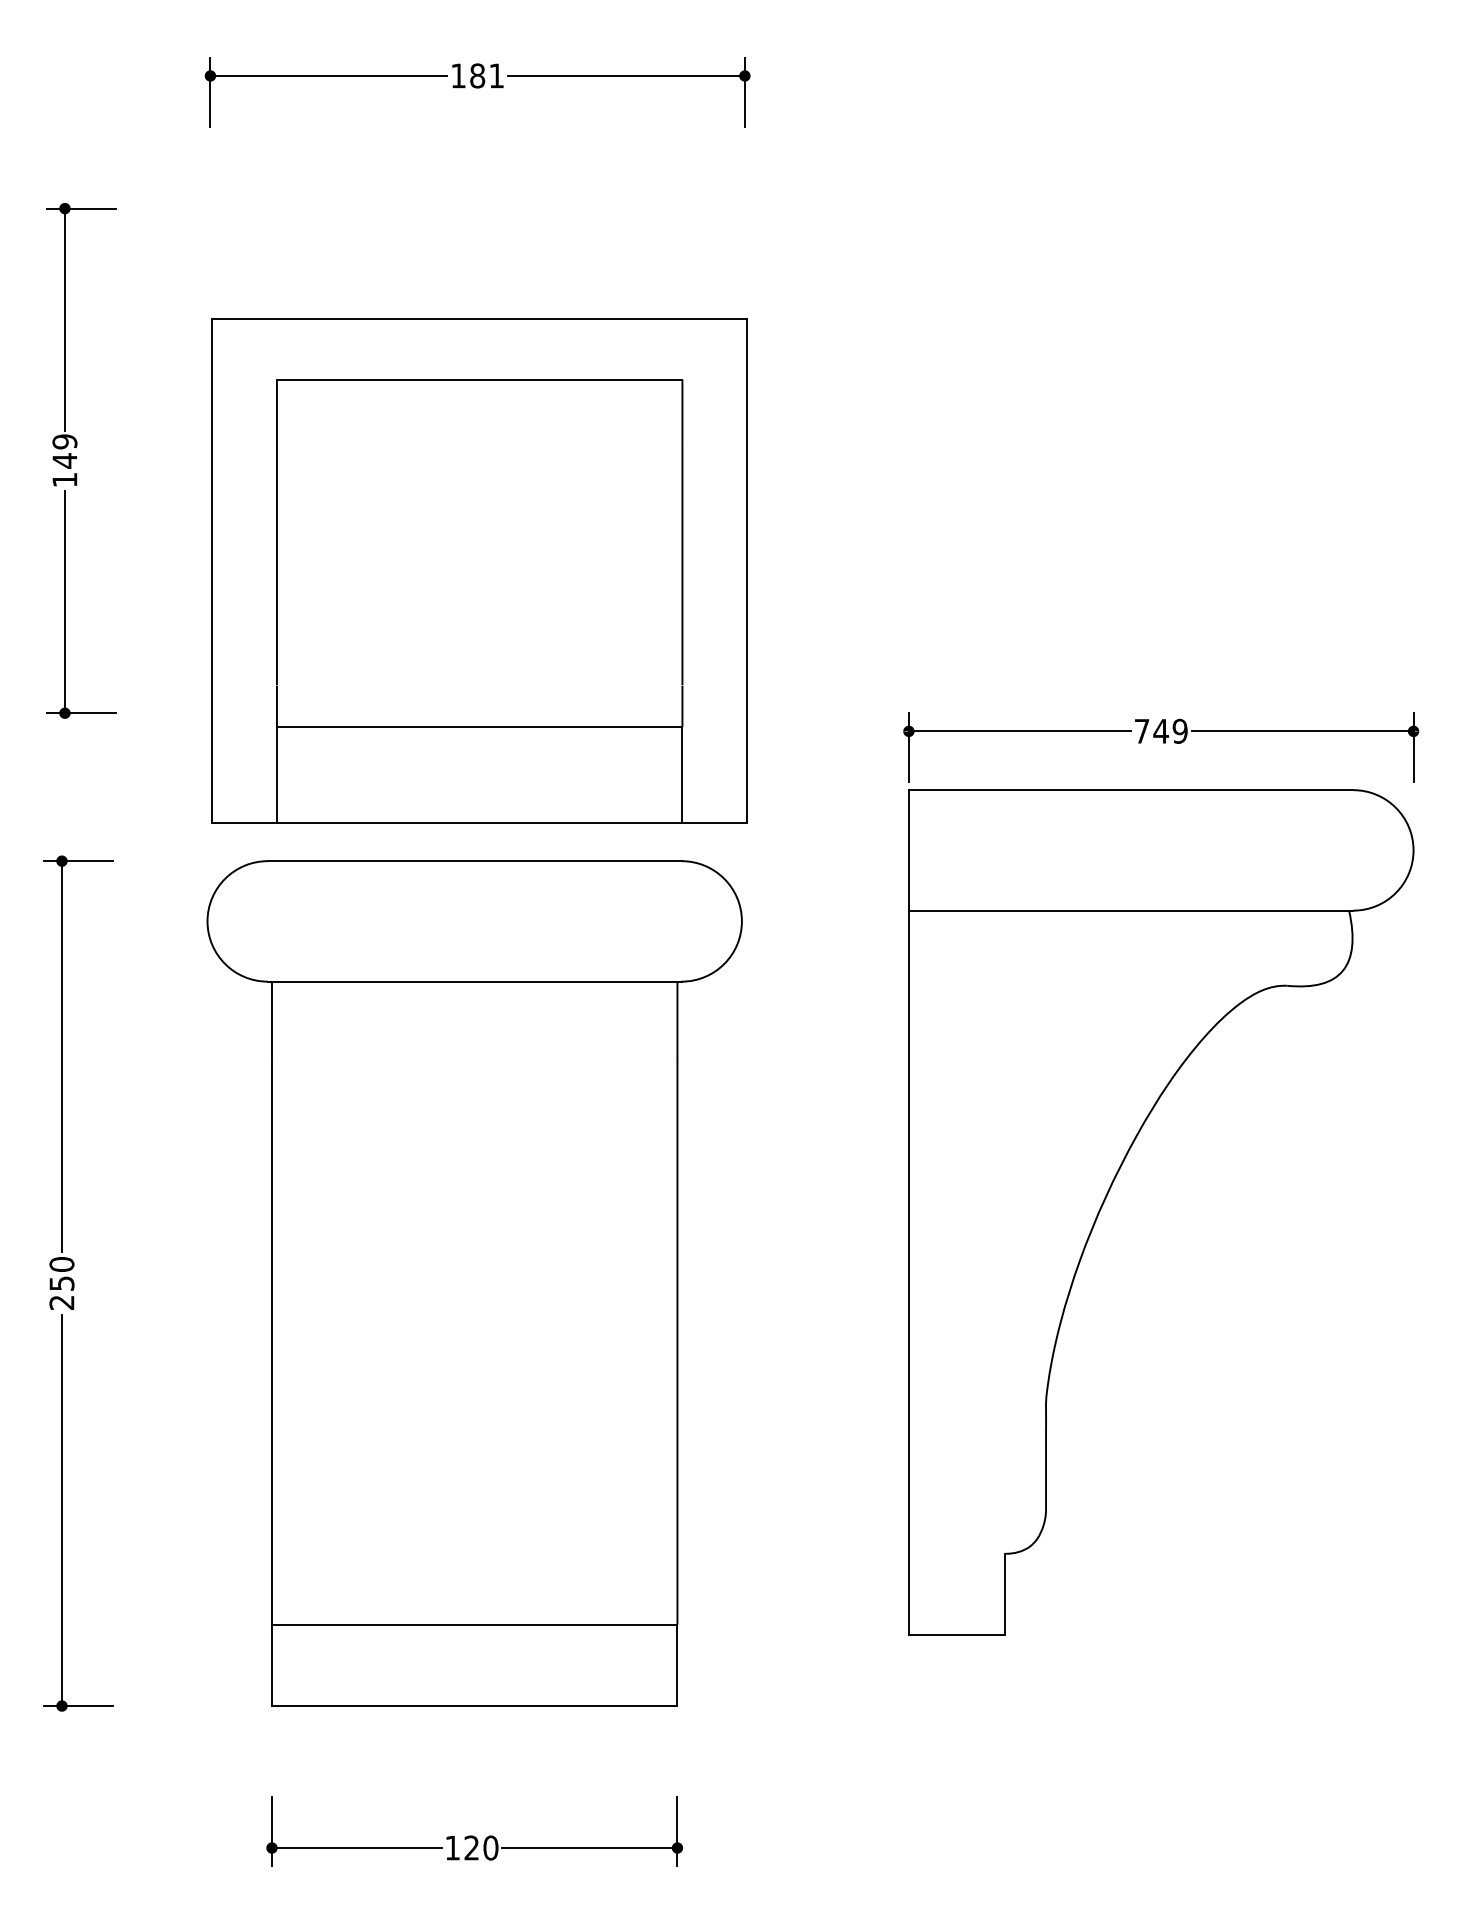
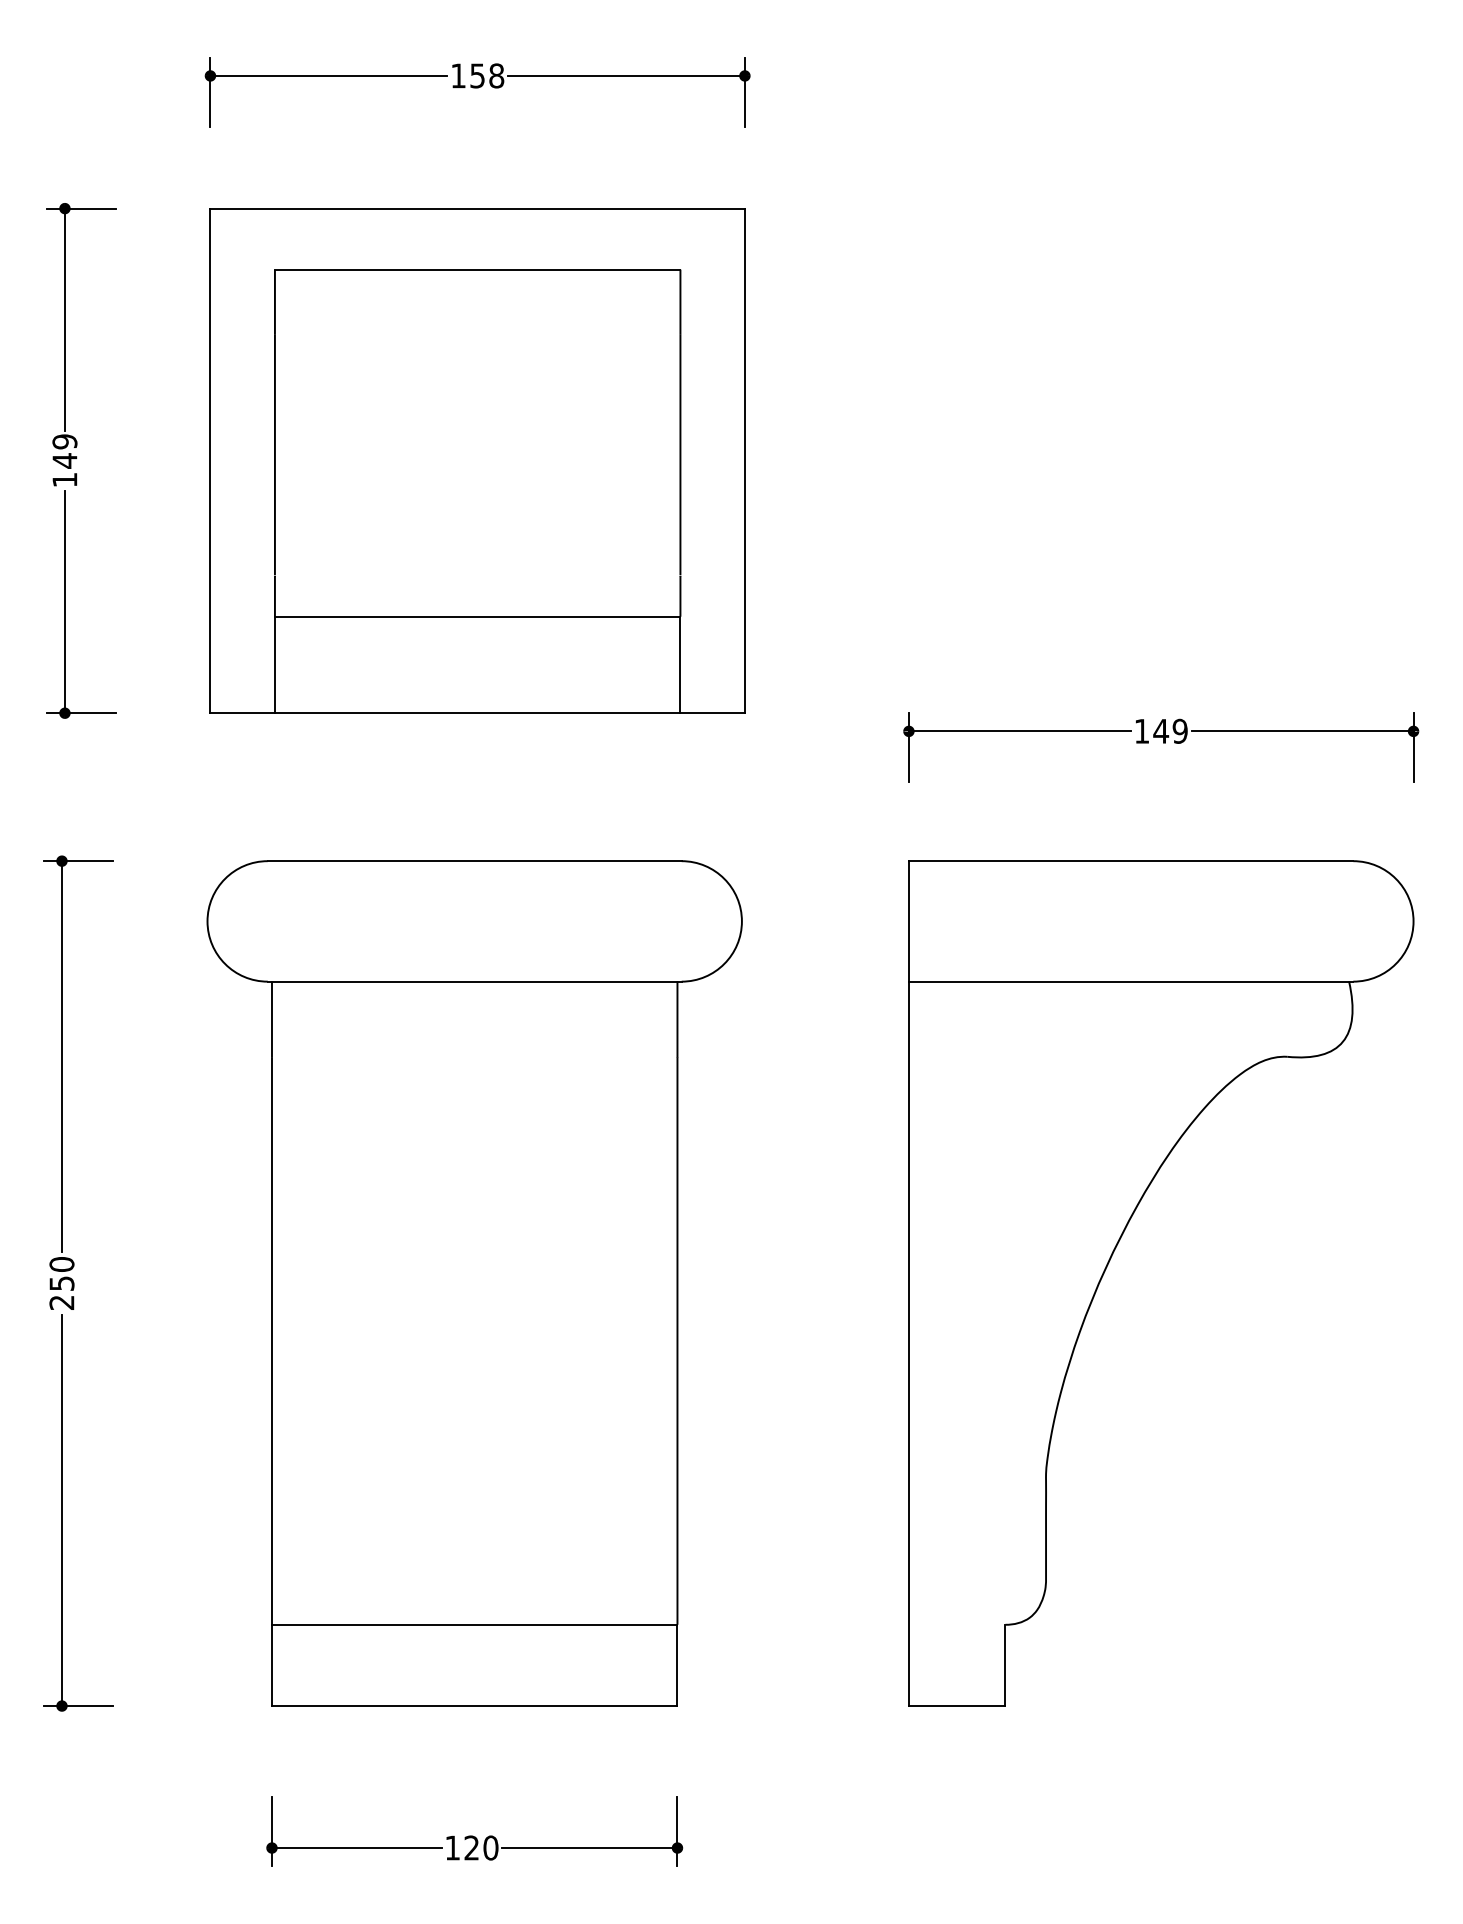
text: 181 -> 158 (487, 75)
part position: (479, 570) -> (477, 460) (477, 460)
text: 749 -> 149 (1142, 731)
part position: (1111, 1187) -> (1111, 1258) (1111, 1258)
